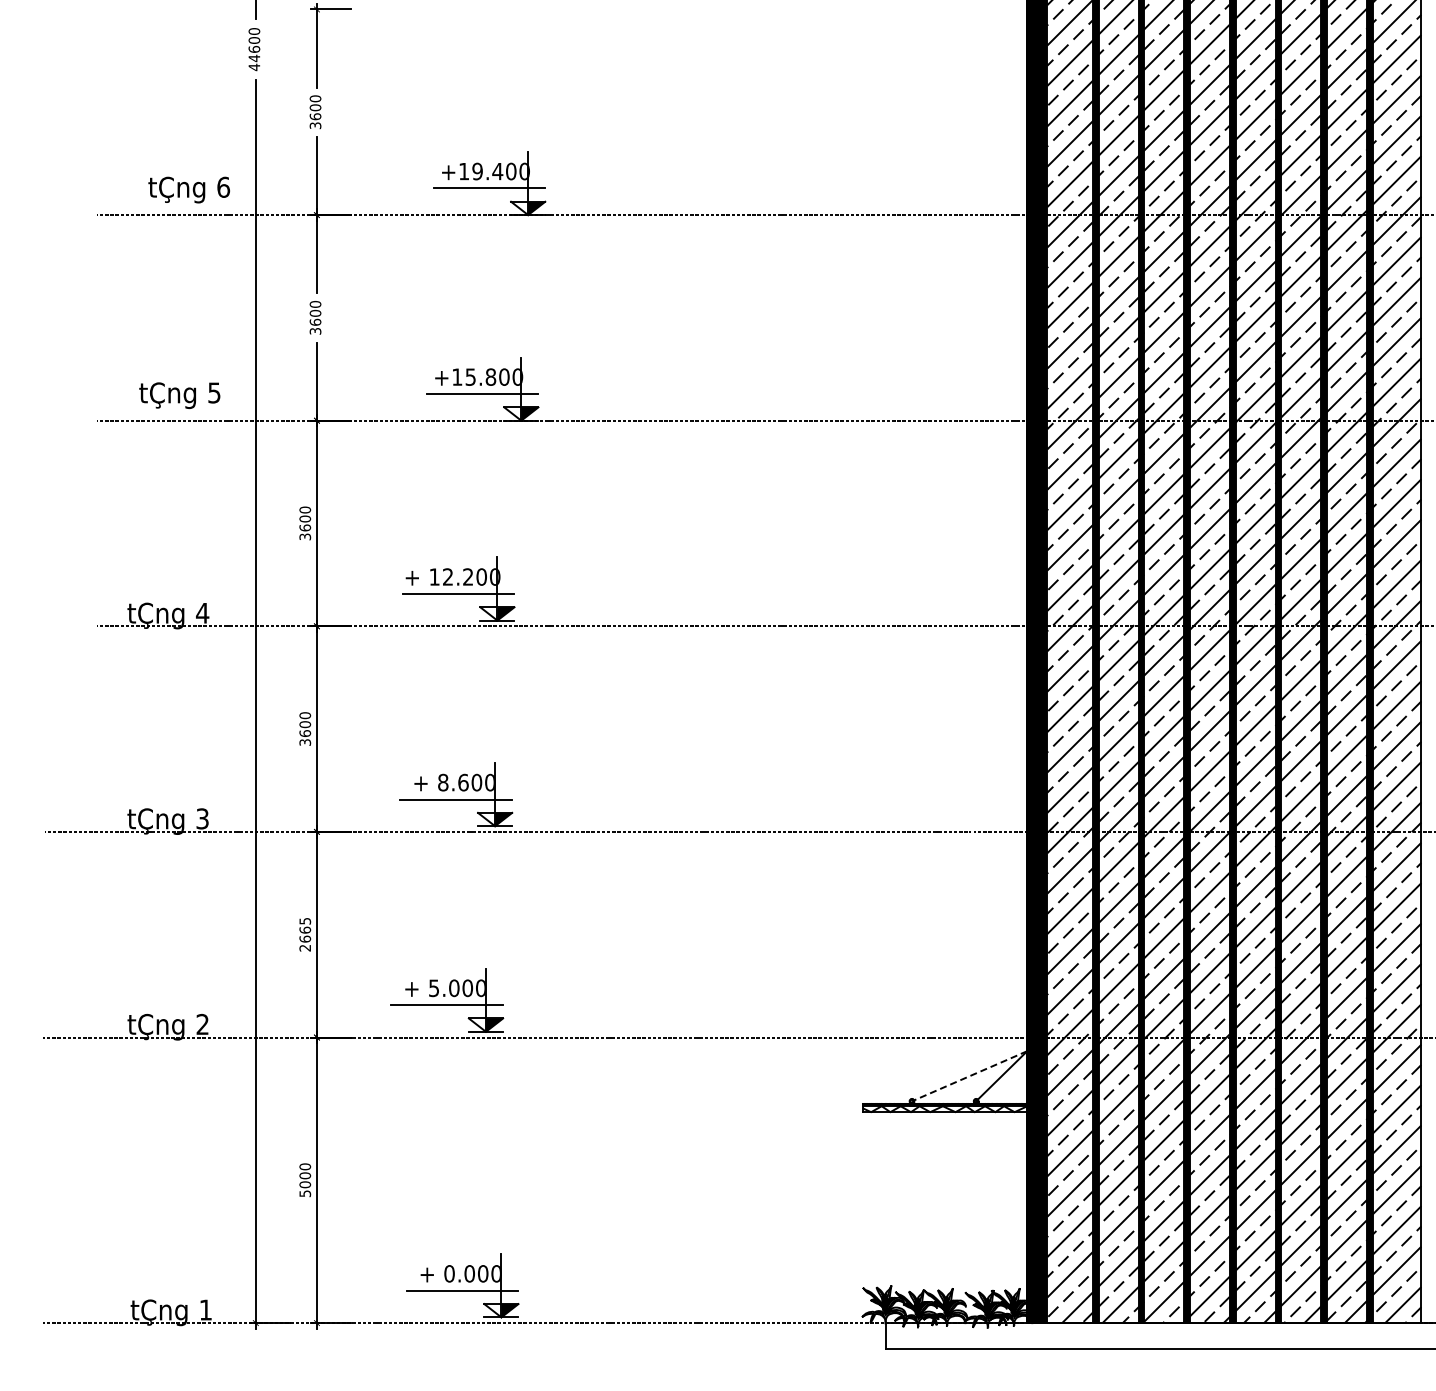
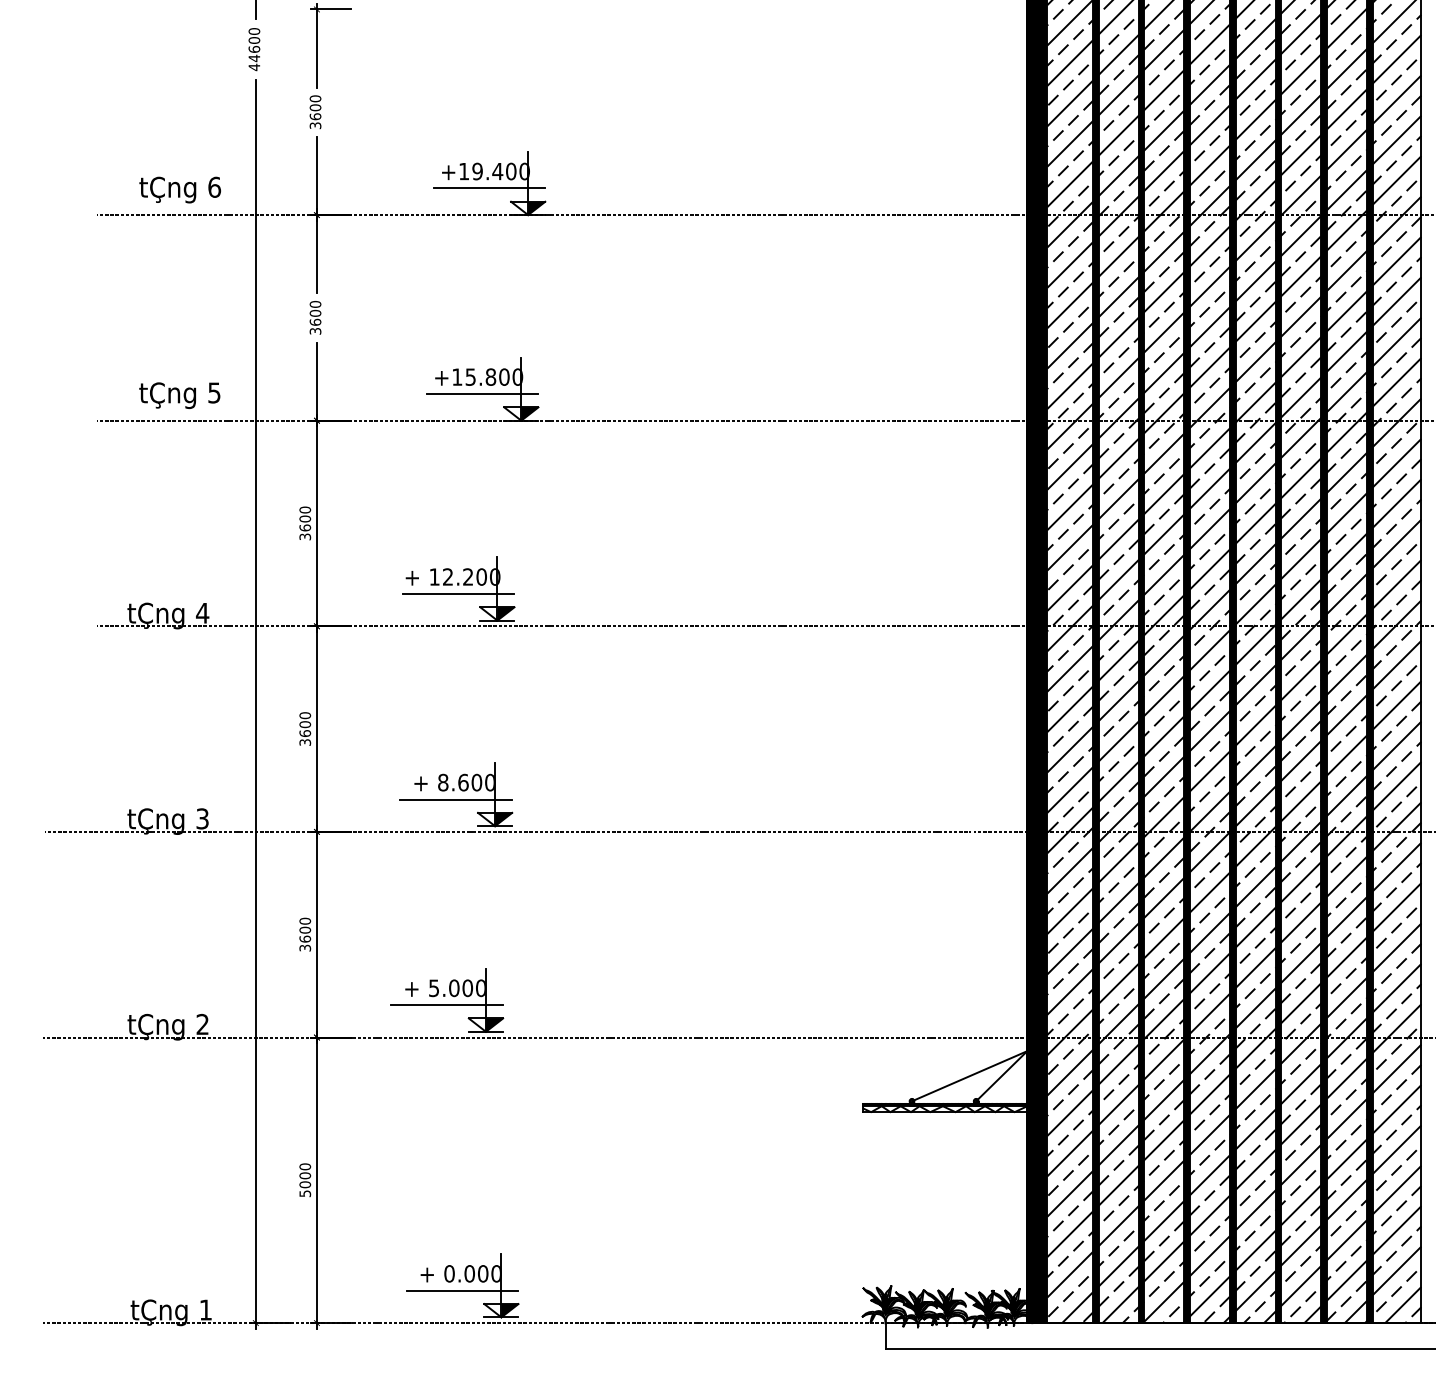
text position: (188, 189) -> (179, 189) (179, 189)
text: 2665 -> 3600 (305, 934)
line: dashed -> solid (969, 1076)
